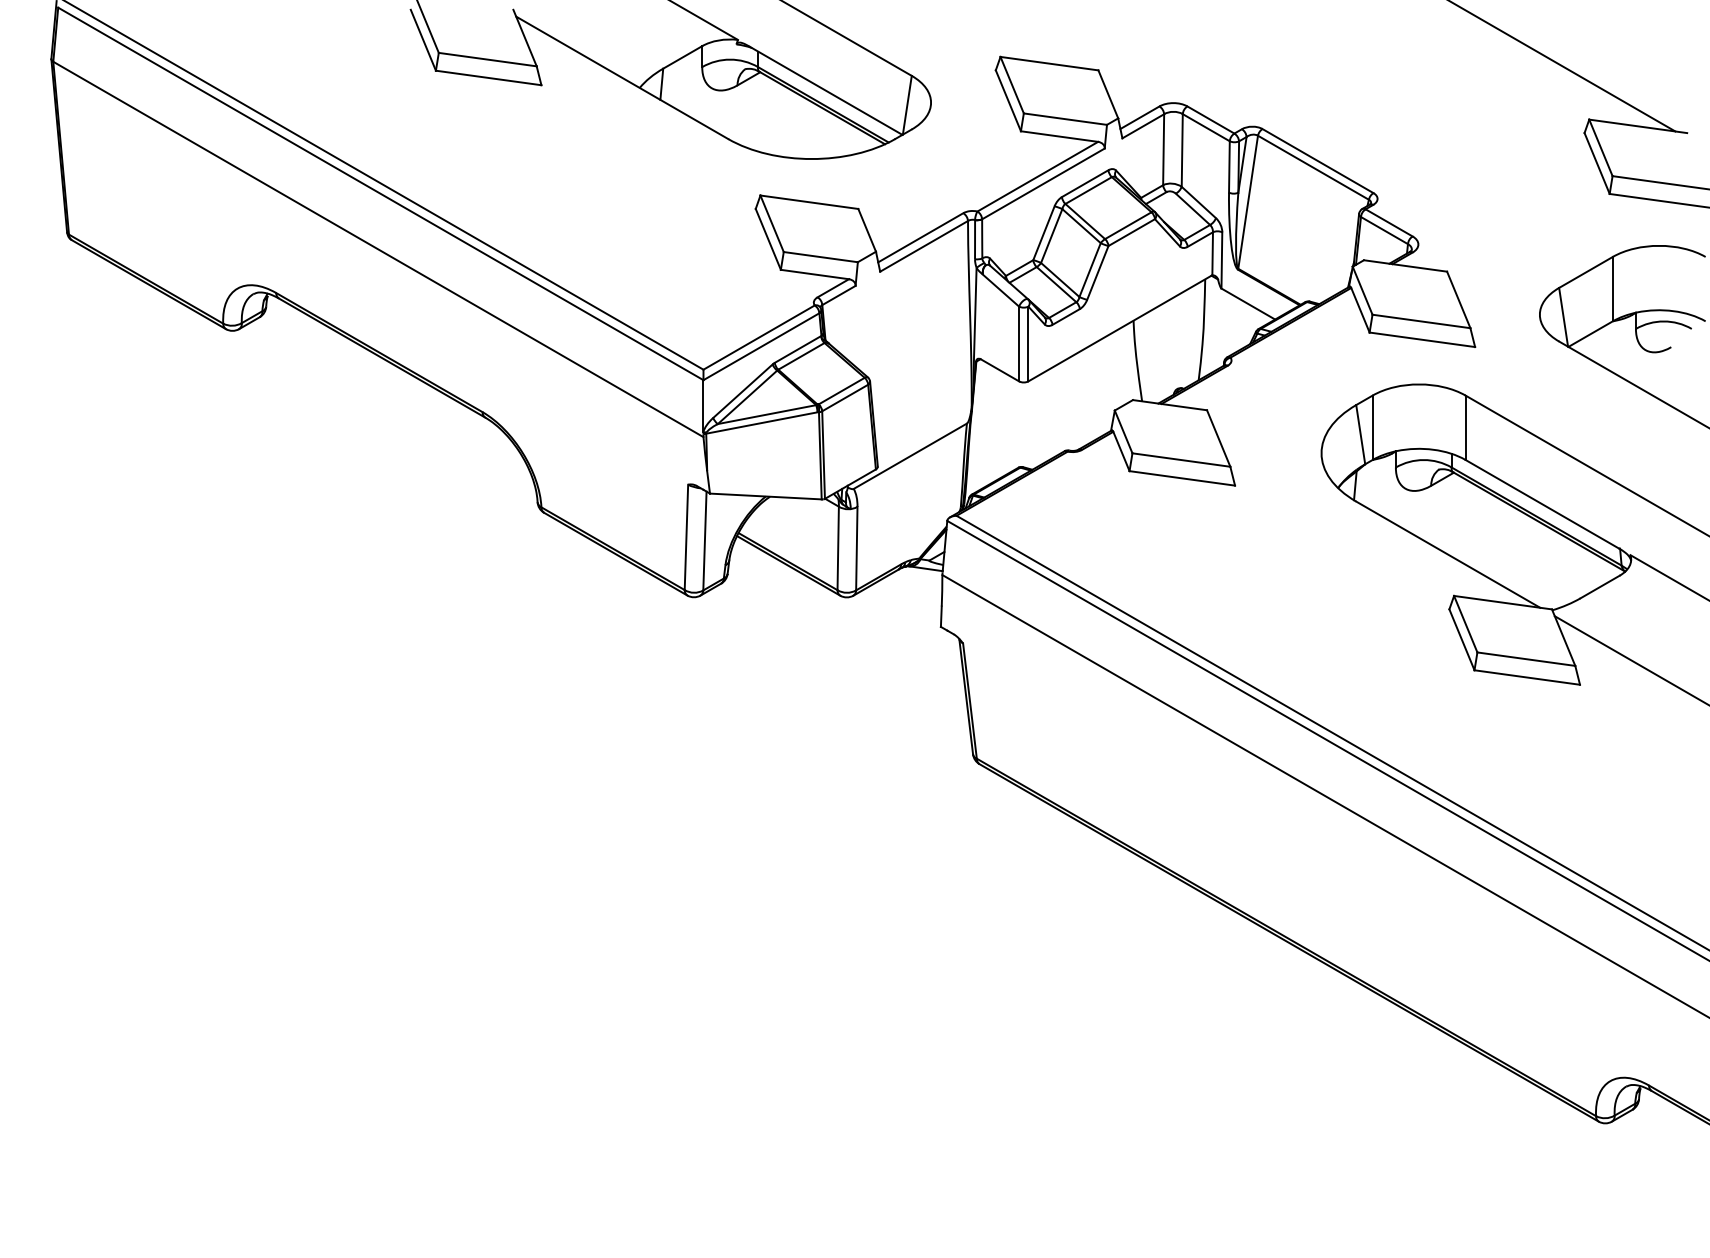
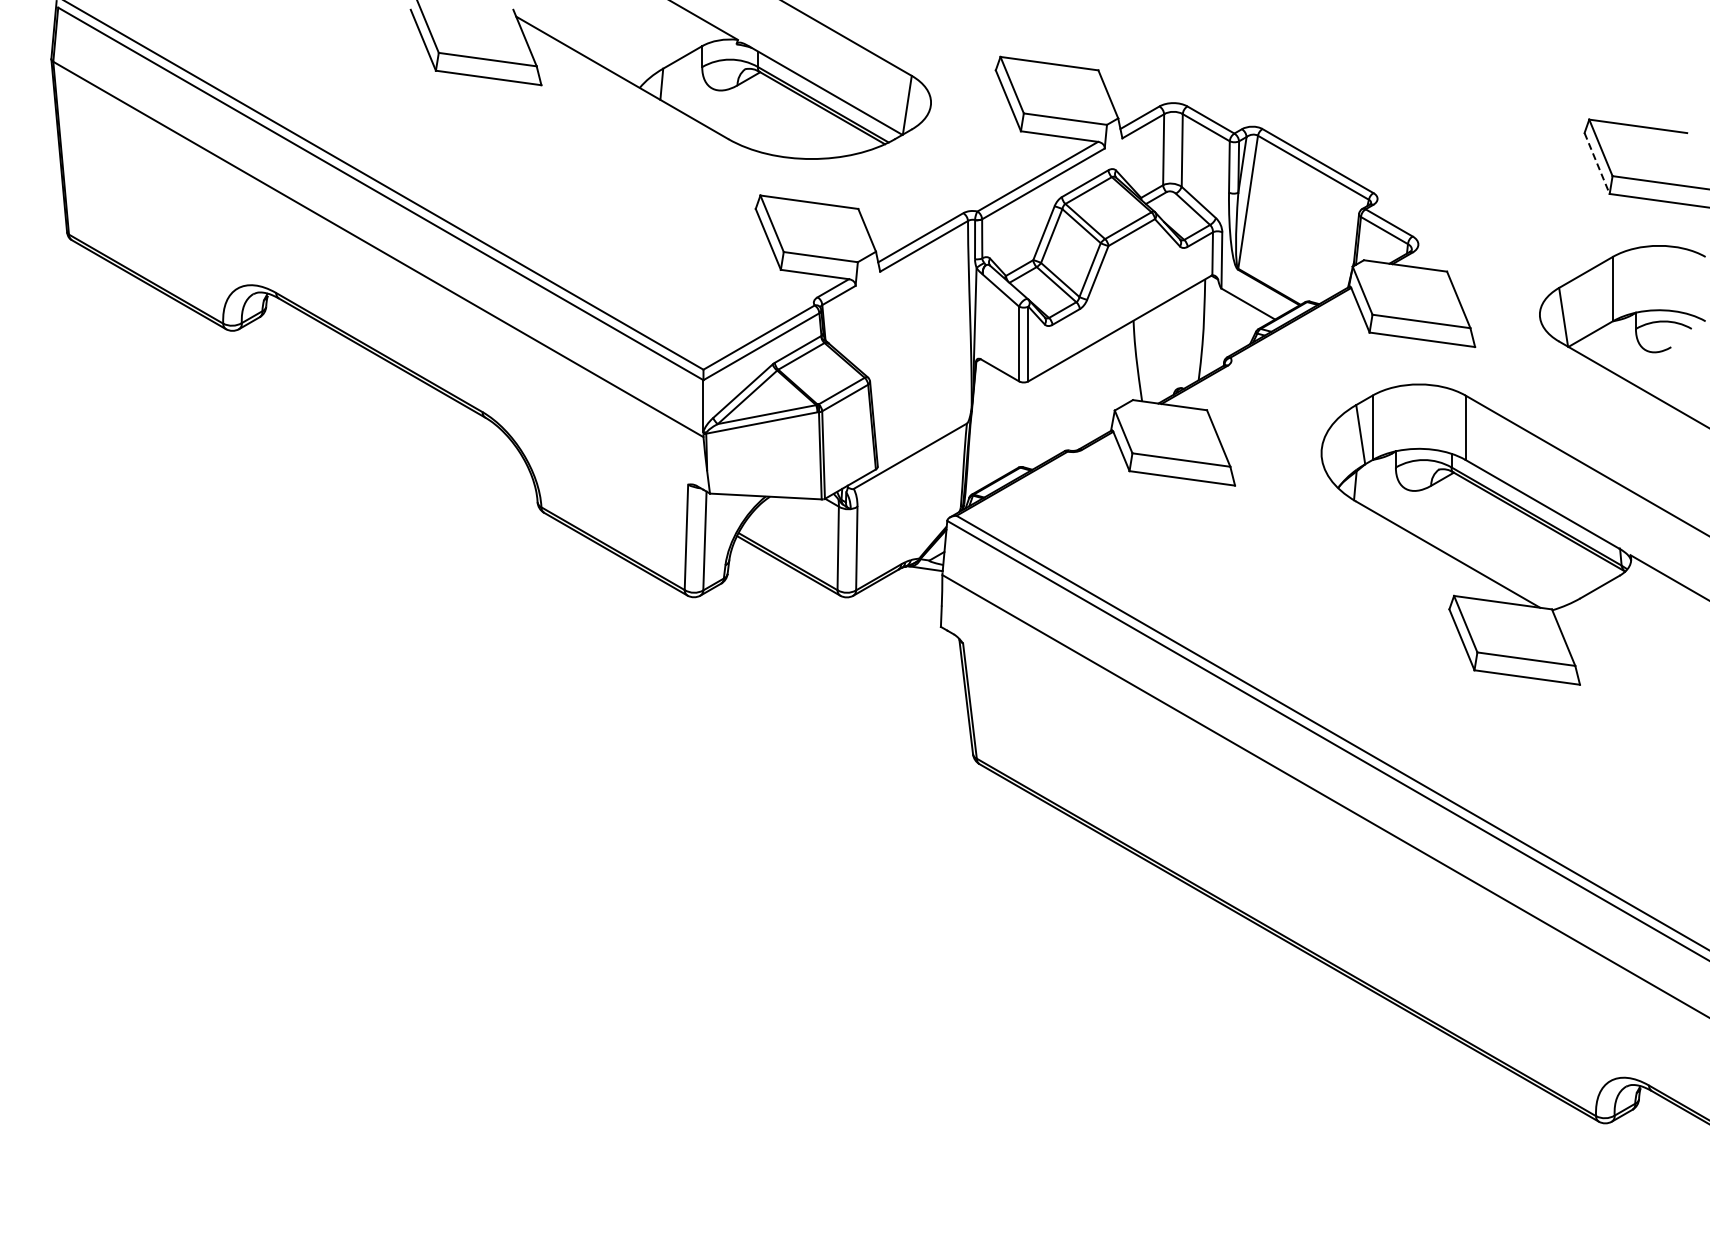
line: present -> none (1563, 66)
line: solid -> dashed (1597, 163)
line: present -> none (1630, 659)
